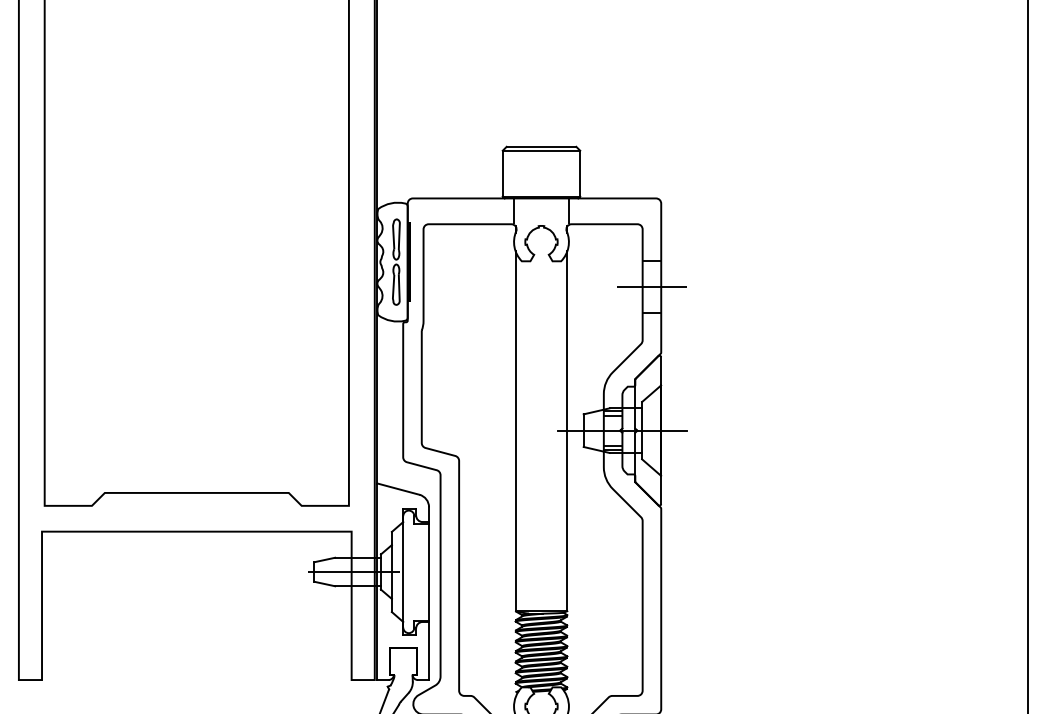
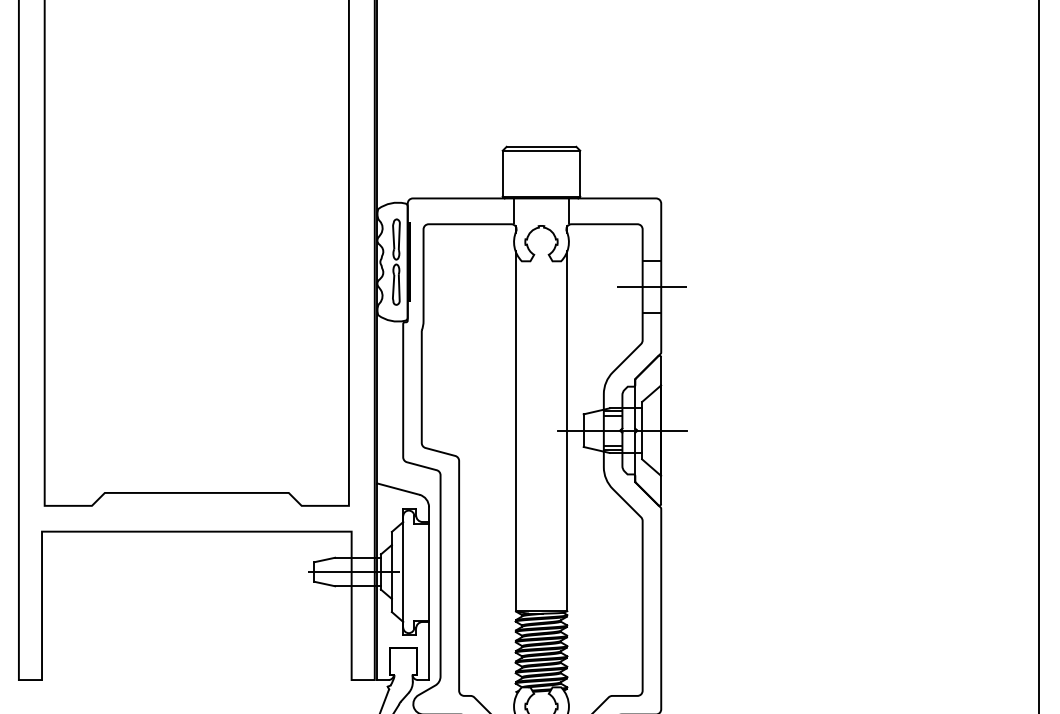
line position: (1028, 356) -> (1039, 356) (1039, 356)
